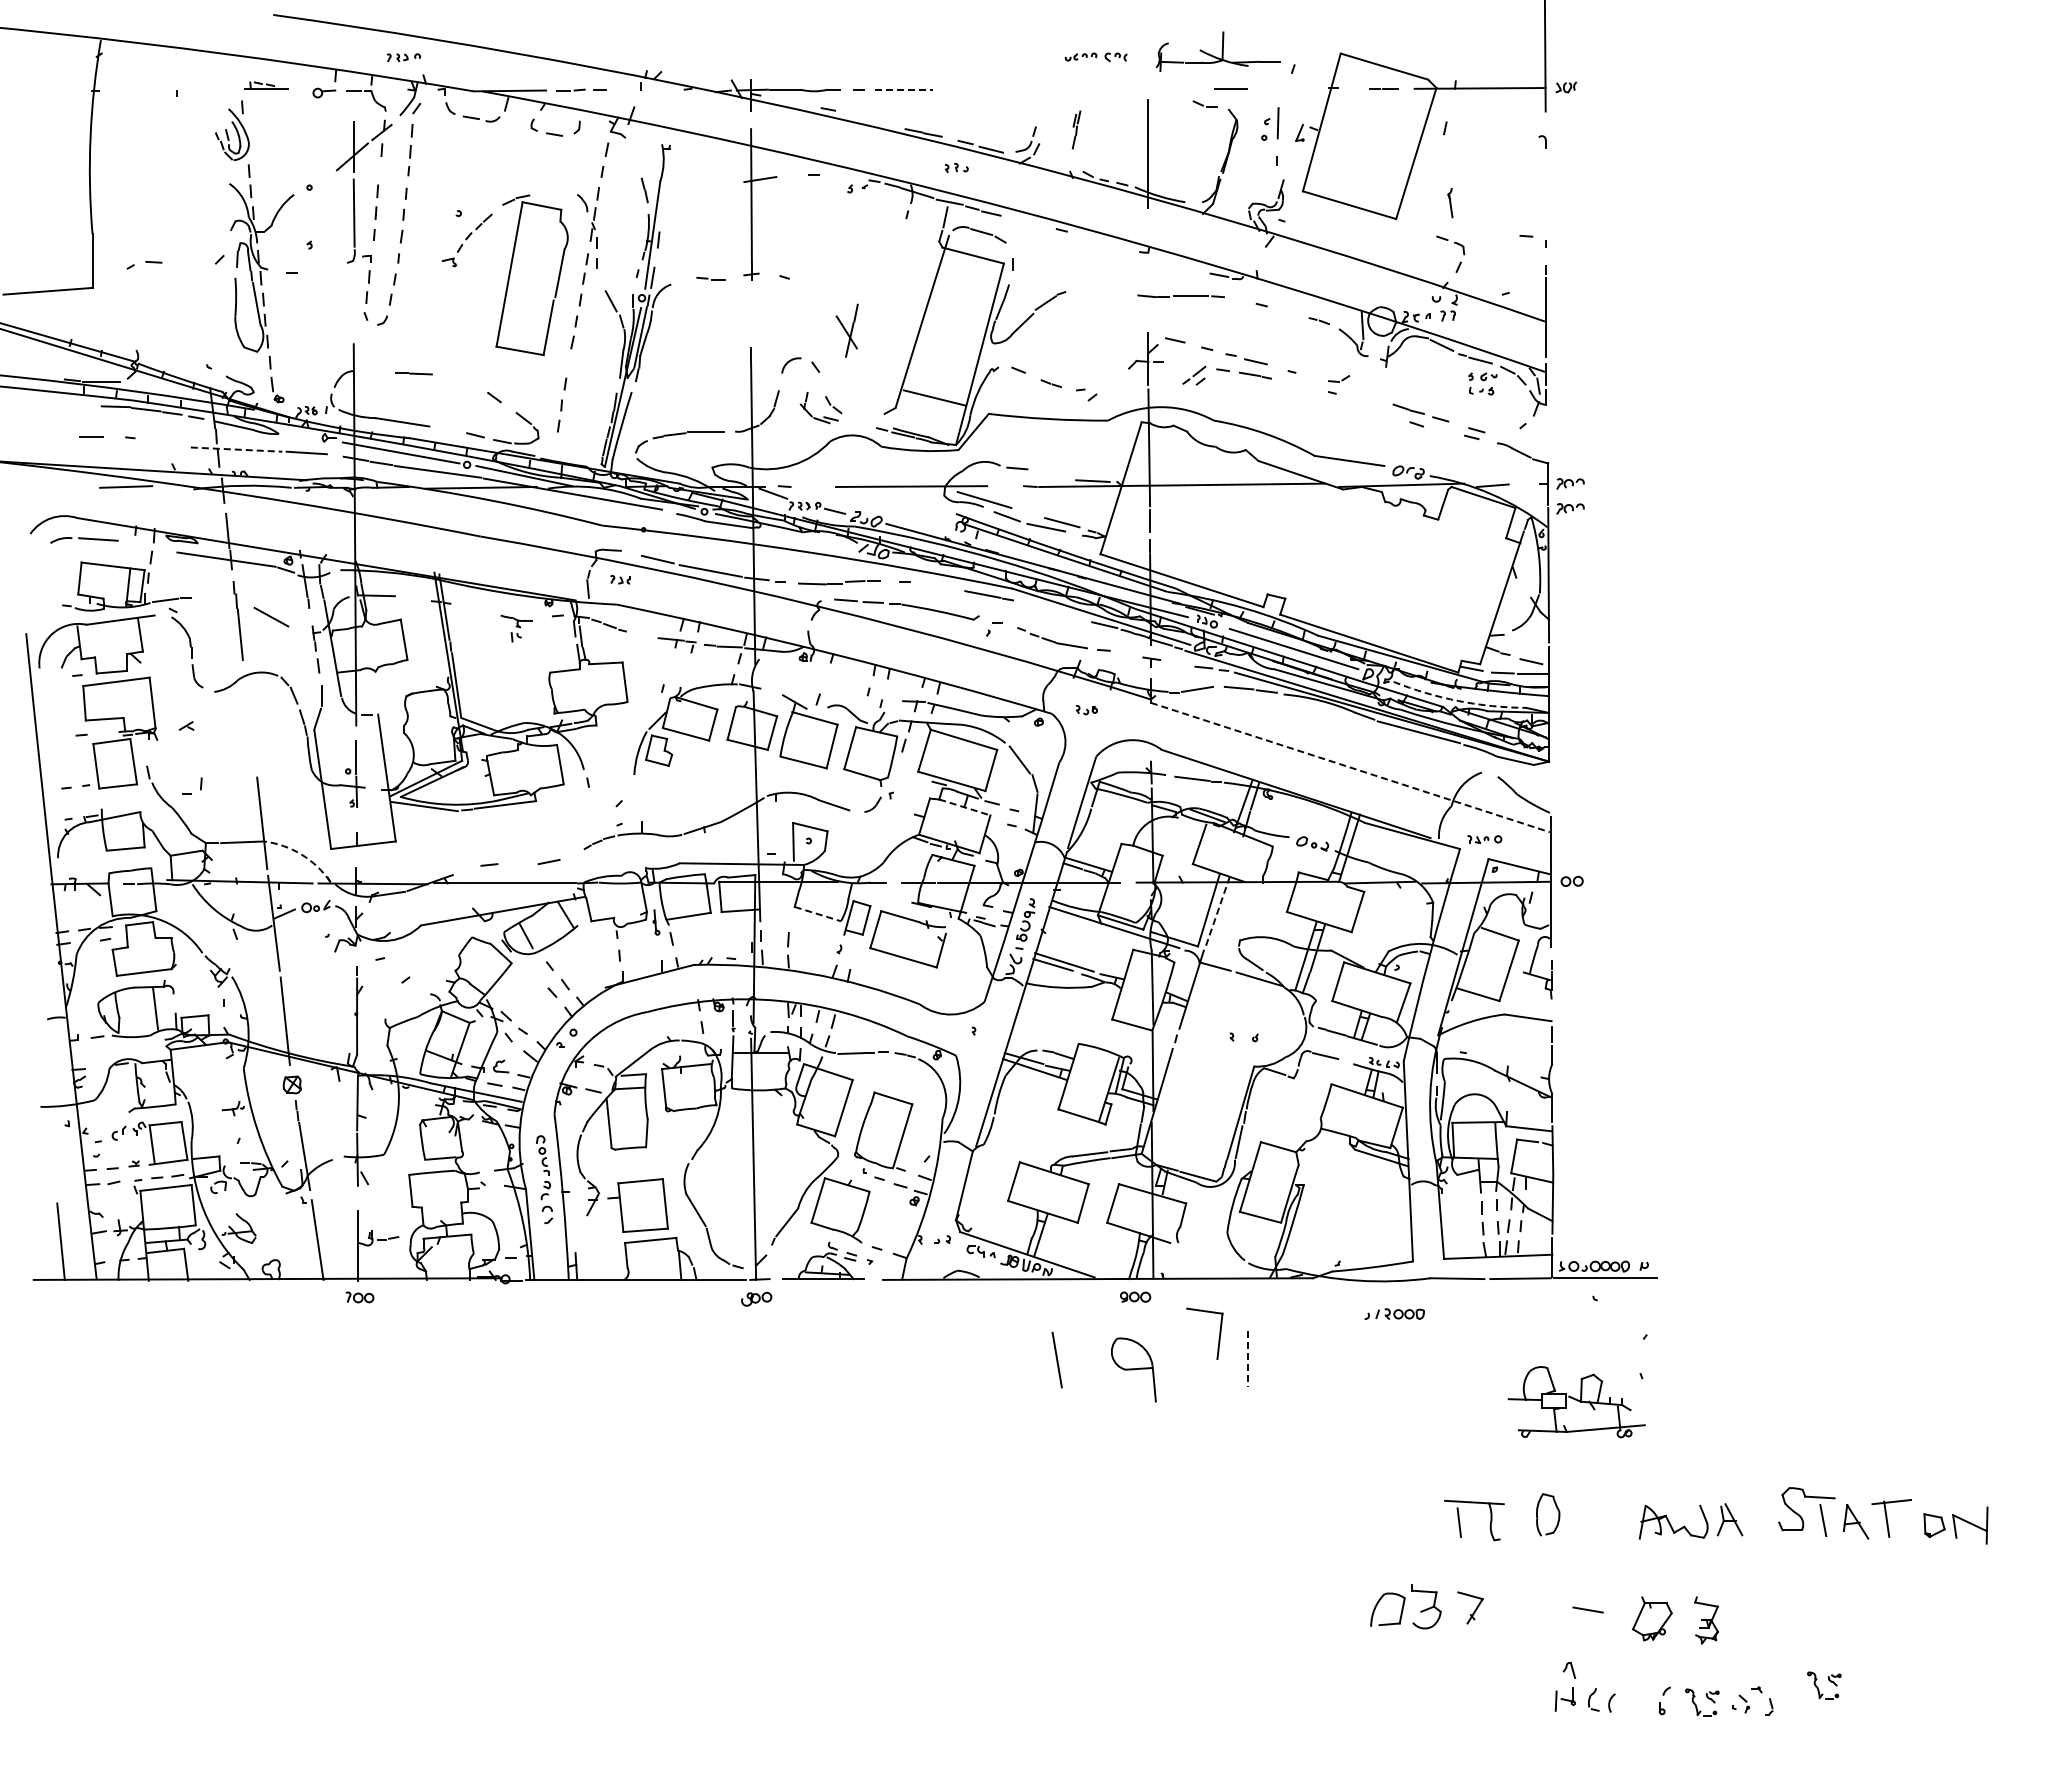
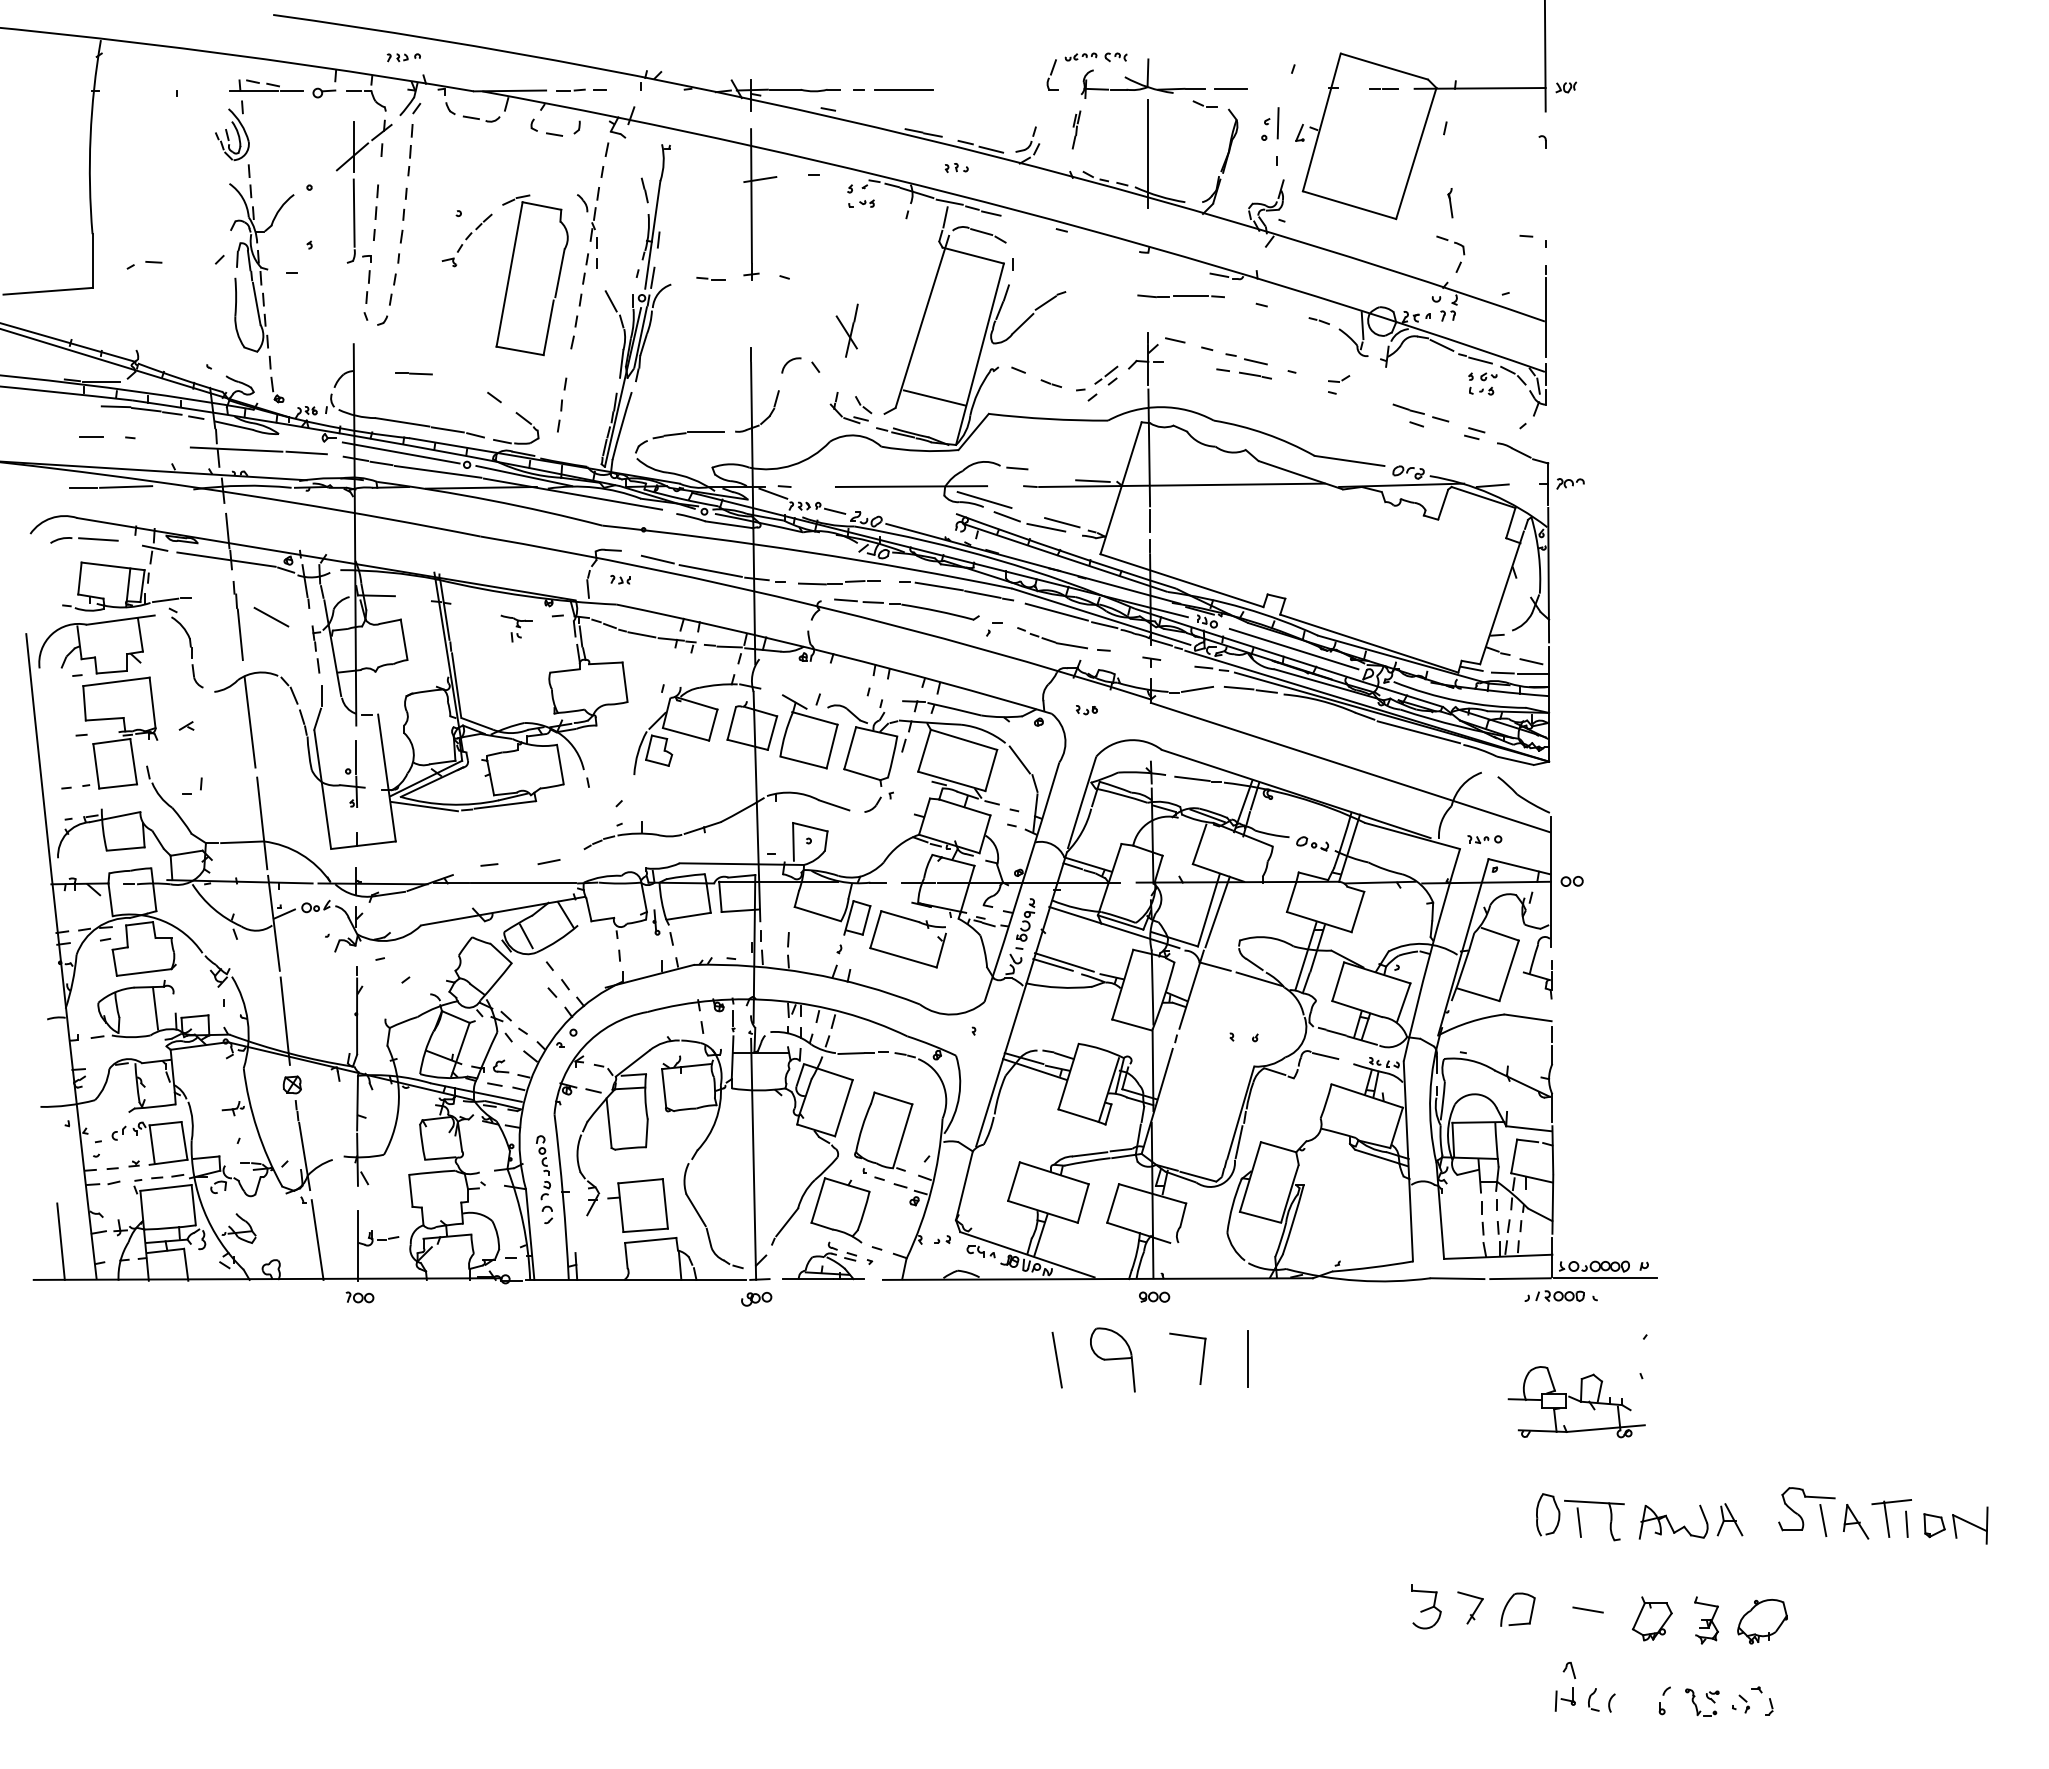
part position: (1217, 51) -> (1142, 78) (1142, 78)
part: none -> present (1052, 74)
part size: 45x9 px -> 75x13 px (266, 85)
line: dashed -> solid (904, 89)
part: none -> present (861, 203)
part position: (1194, 375) -> (1106, 375) (1106, 375)
part position: (823, 416) -> (853, 416) (853, 416)
line: none -> present (447, 429)
line: dashed -> solid (236, 449)
line: none -> present (82, 487)
part: present -> none (1570, 508)
line: none -> present (154, 547)
line: none -> present (938, 586)
line: none -> present (1056, 611)
line: none -> present (641, 634)
arc: dashed -> solid (1458, 701)
line: none -> present (249, 721)
line: dashed -> solid (1350, 767)
line: dashed -> solid (964, 807)
arc: dashed -> solid (301, 854)
line: dashed -> solid (1217, 912)
line: dashed -> solid (818, 914)
part position: (1135, 1296) -> (1154, 1296) (1154, 1296)
part position: (1394, 1313) -> (1554, 1295) (1554, 1295)
part position: (1218, 1338) -> (1201, 1363) (1201, 1363)
line: dashed -> solid (1248, 1358)
part position: (1133, 1369) -> (1112, 1359) (1112, 1359)
part position: (1460, 1521) -> (1580, 1521) (1580, 1521)
line: none -> present (1906, 1523)
part position: (1379, 1602) -> (1509, 1602) (1509, 1602)
part: none -> present (1762, 1621)
part: present -> none (1818, 1687)
